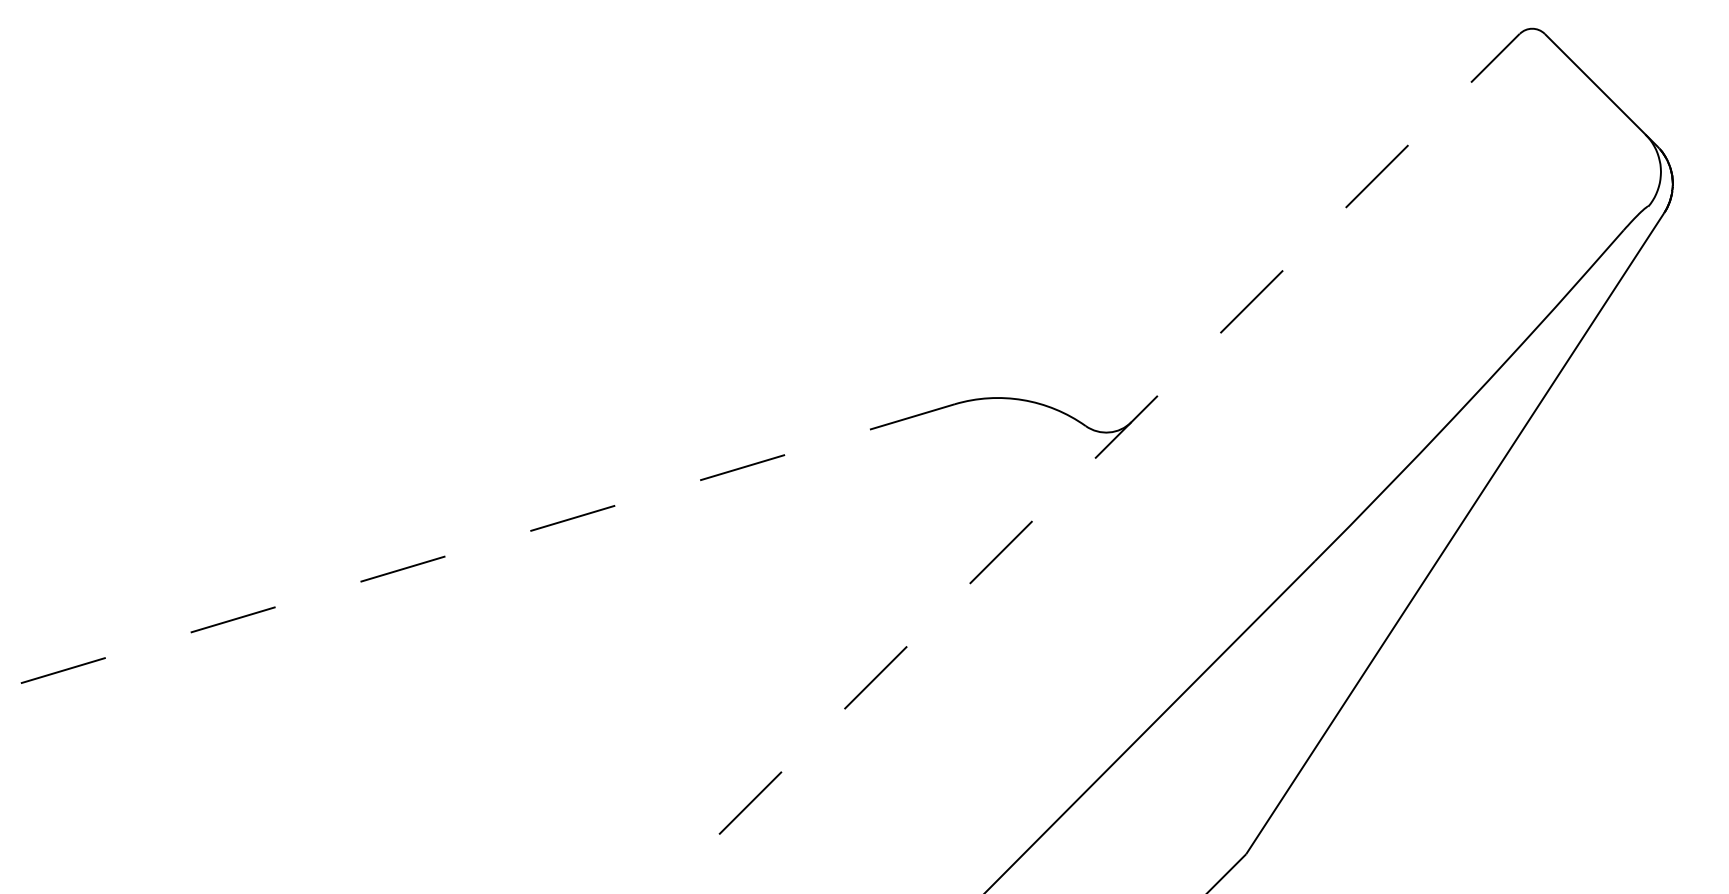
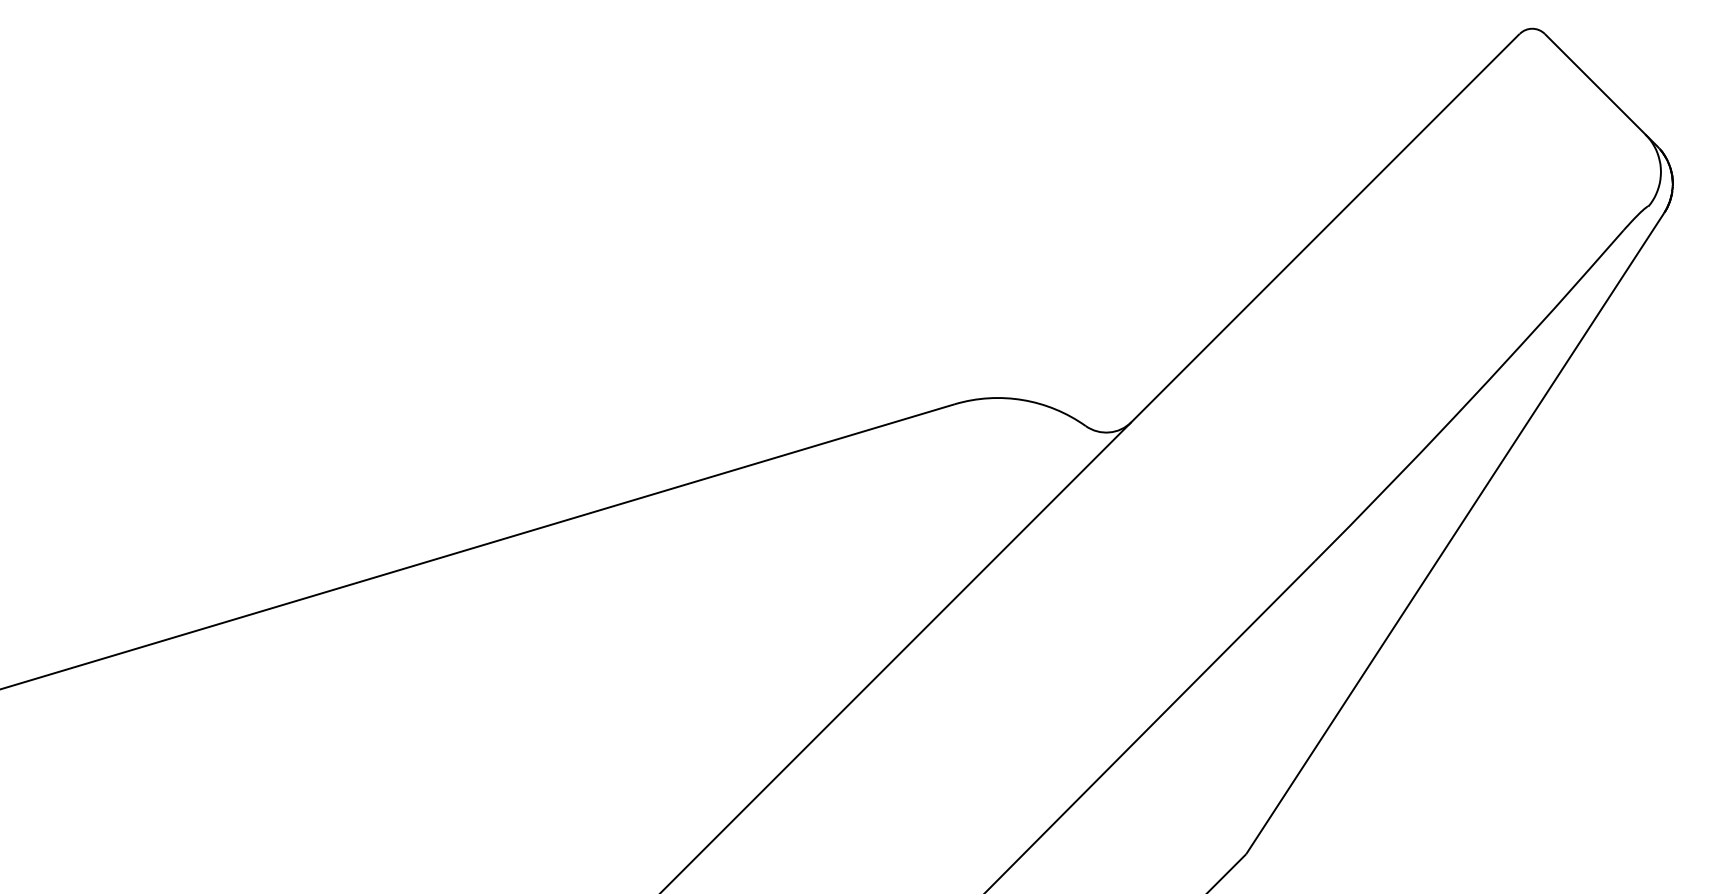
line: dashed -> solid (1089, 463)
line: dashed -> solid (477, 546)
